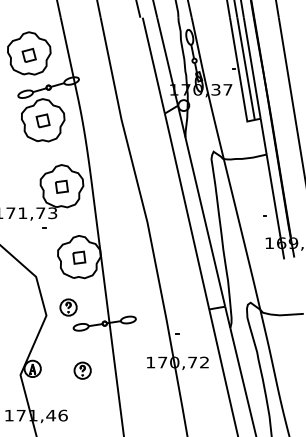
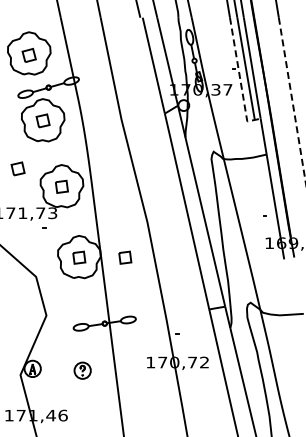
line: solid -> dashed (239, 77)
line: solid -> dashed (292, 100)
part: none -> present (17, 168)
part: none -> present (125, 257)
part: present -> none (68, 307)
